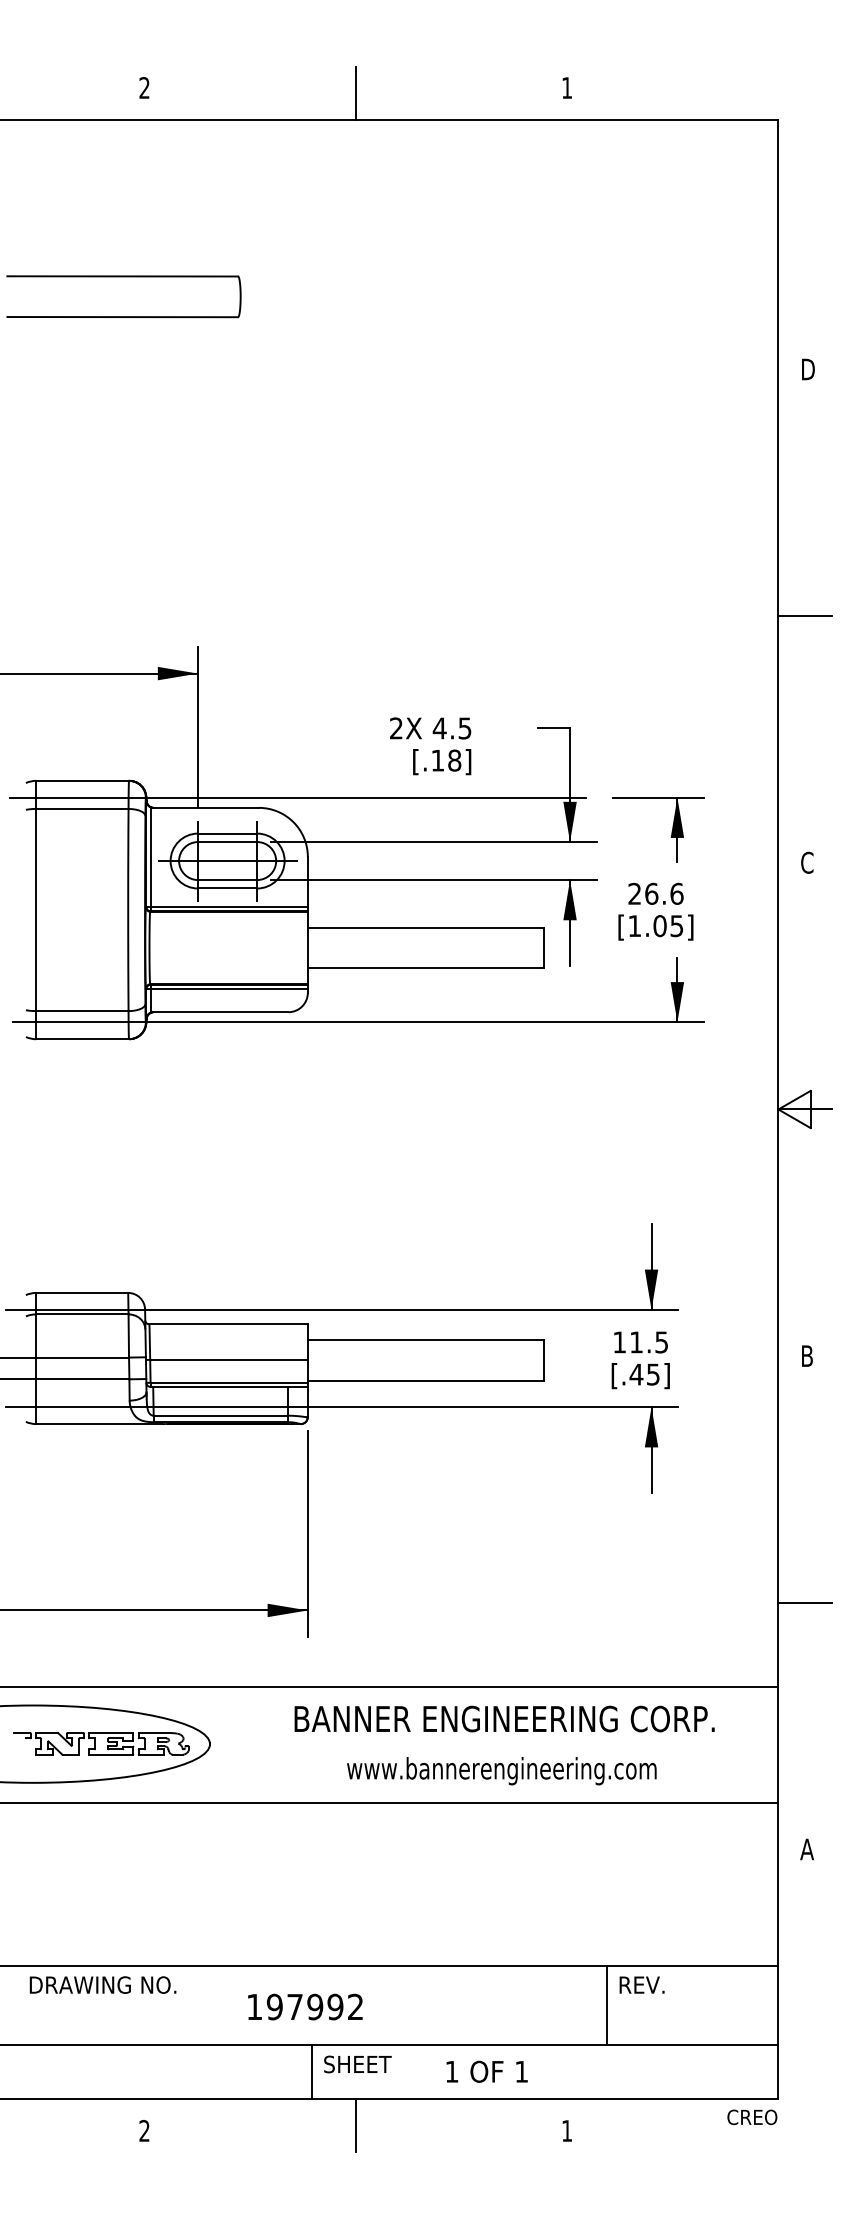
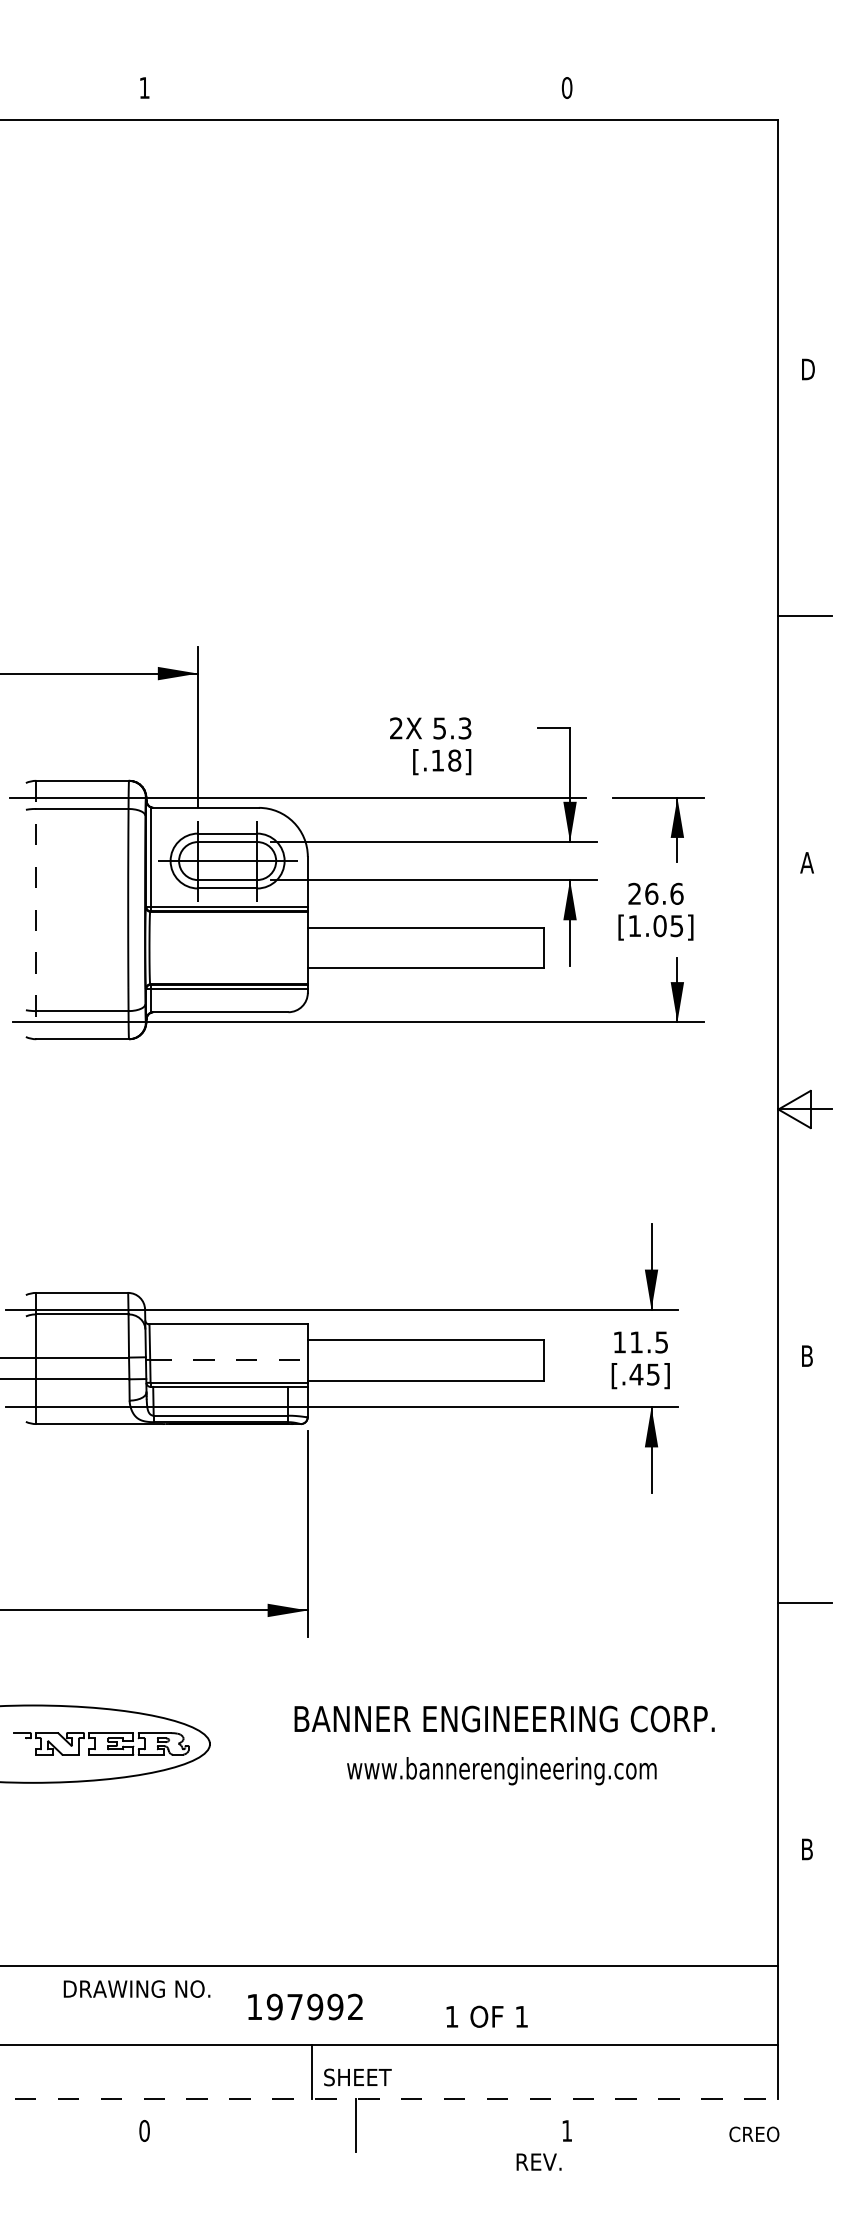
text: 2 -> 1 (144, 87)
text: 1 -> 0 (566, 88)
line: present -> none (355, 93)
part: present -> none (123, 277)
text: 4.5 -> 5.3 (451, 728)
text: C -> A (806, 862)
line: solid -> dashed (36, 910)
line: solid -> dashed (229, 1359)
line: present -> none (390, 1686)
line: present -> none (390, 1802)
text: A -> B (806, 1849)
text position: (102, 1984) -> (136, 1988) (136, 1988)
text position: (641, 1984) -> (538, 2161) (538, 2161)
line: present -> none (606, 2005)
text position: (357, 2064) -> (357, 2077) (357, 2077)
text position: (486, 2071) -> (486, 2016) (486, 2016)
line: solid -> dashed (389, 2098)
text position: (752, 2117) -> (754, 2134) (754, 2134)
text: 2 -> 0 (144, 2130)
